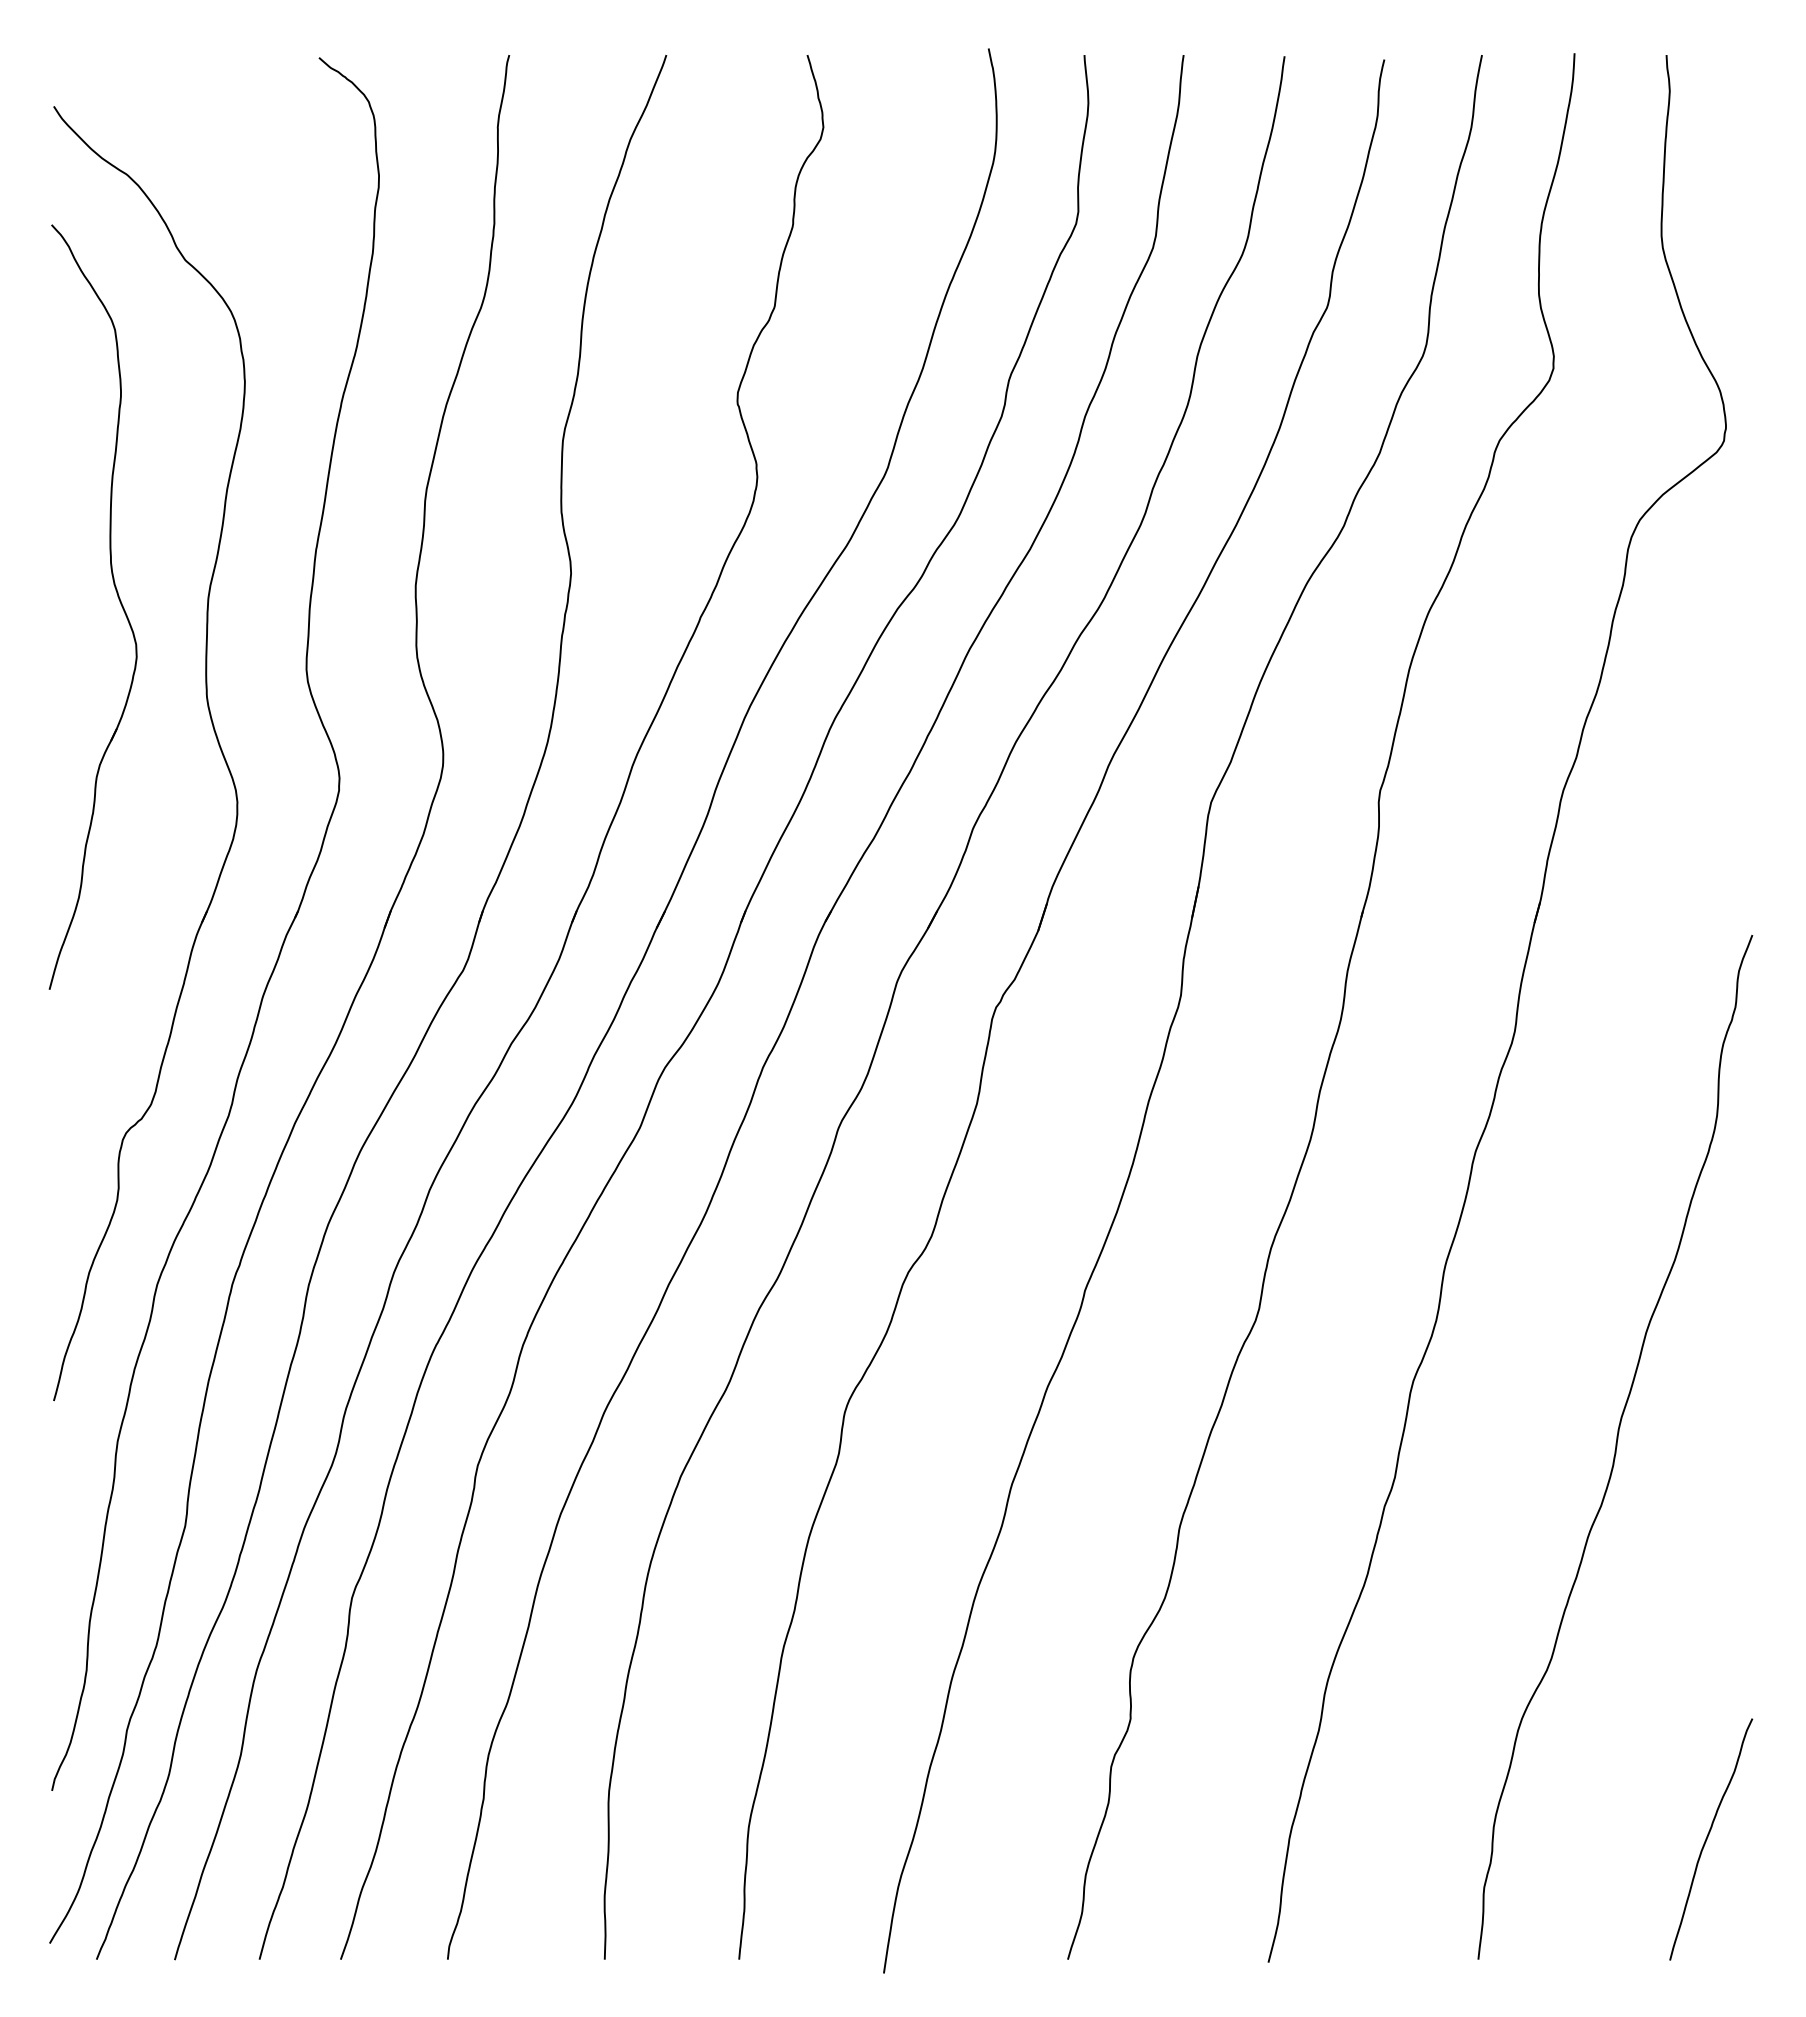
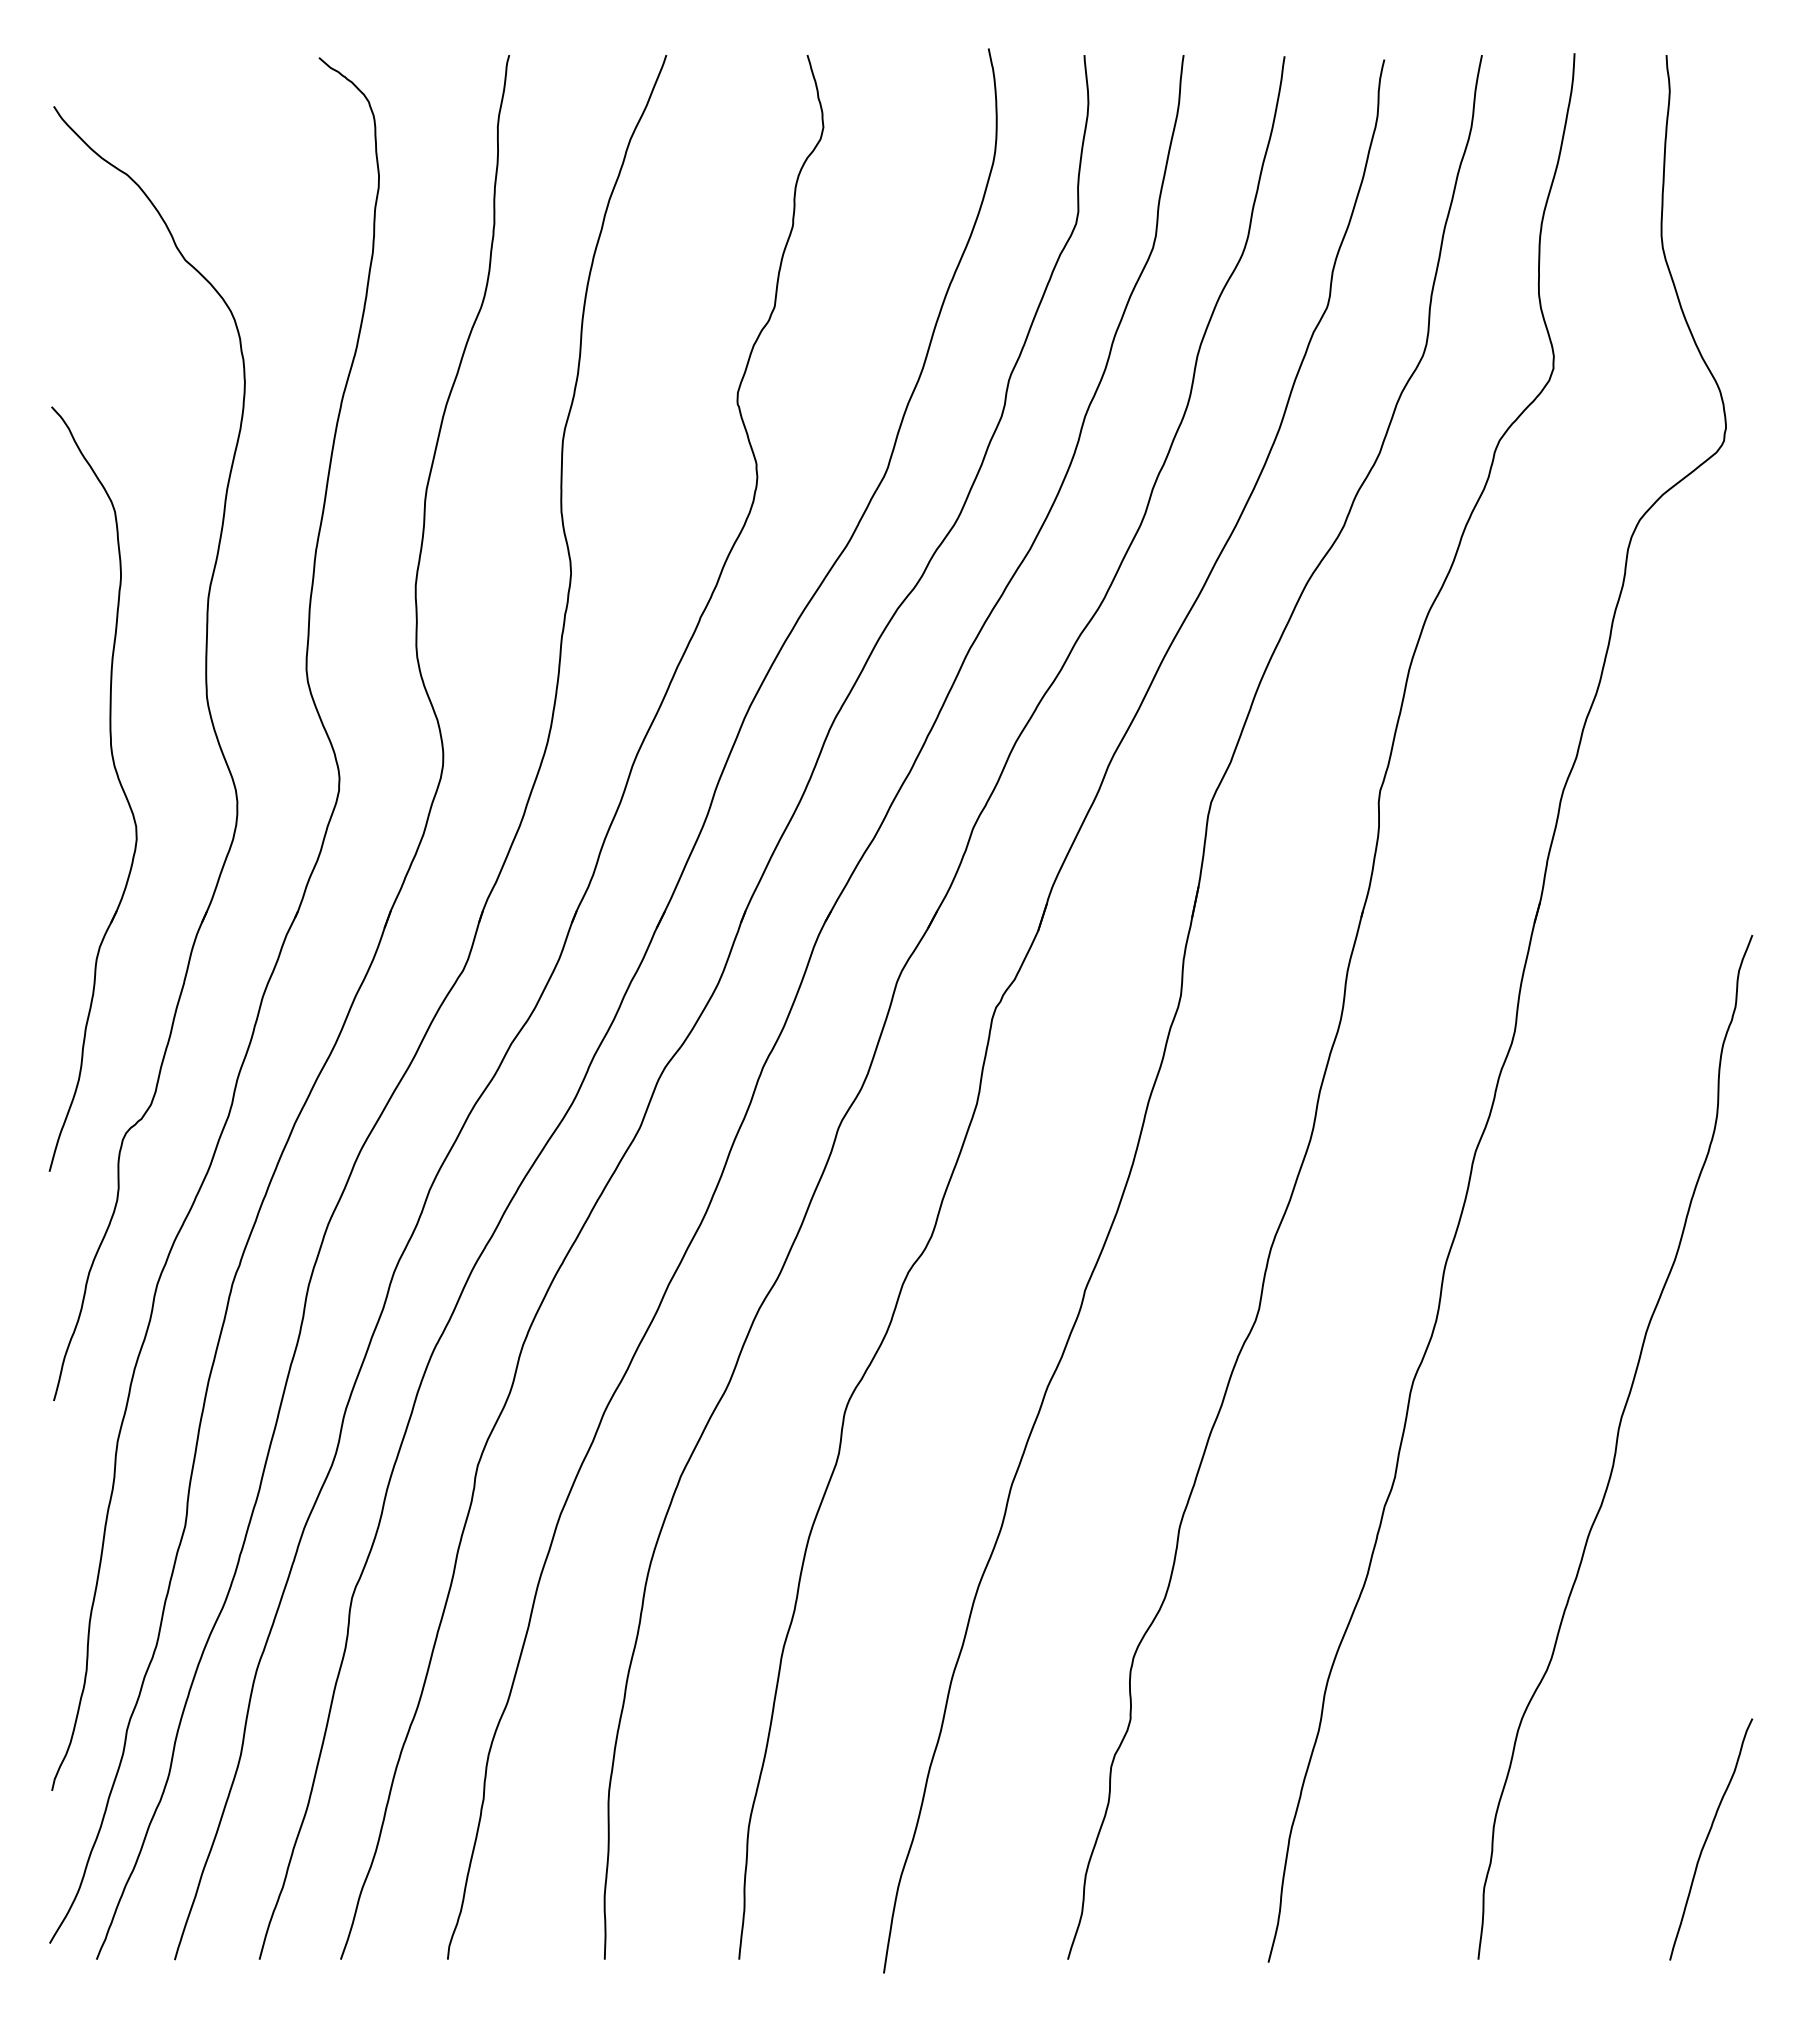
part position: (117, 596) -> (117, 778) (117, 778)
